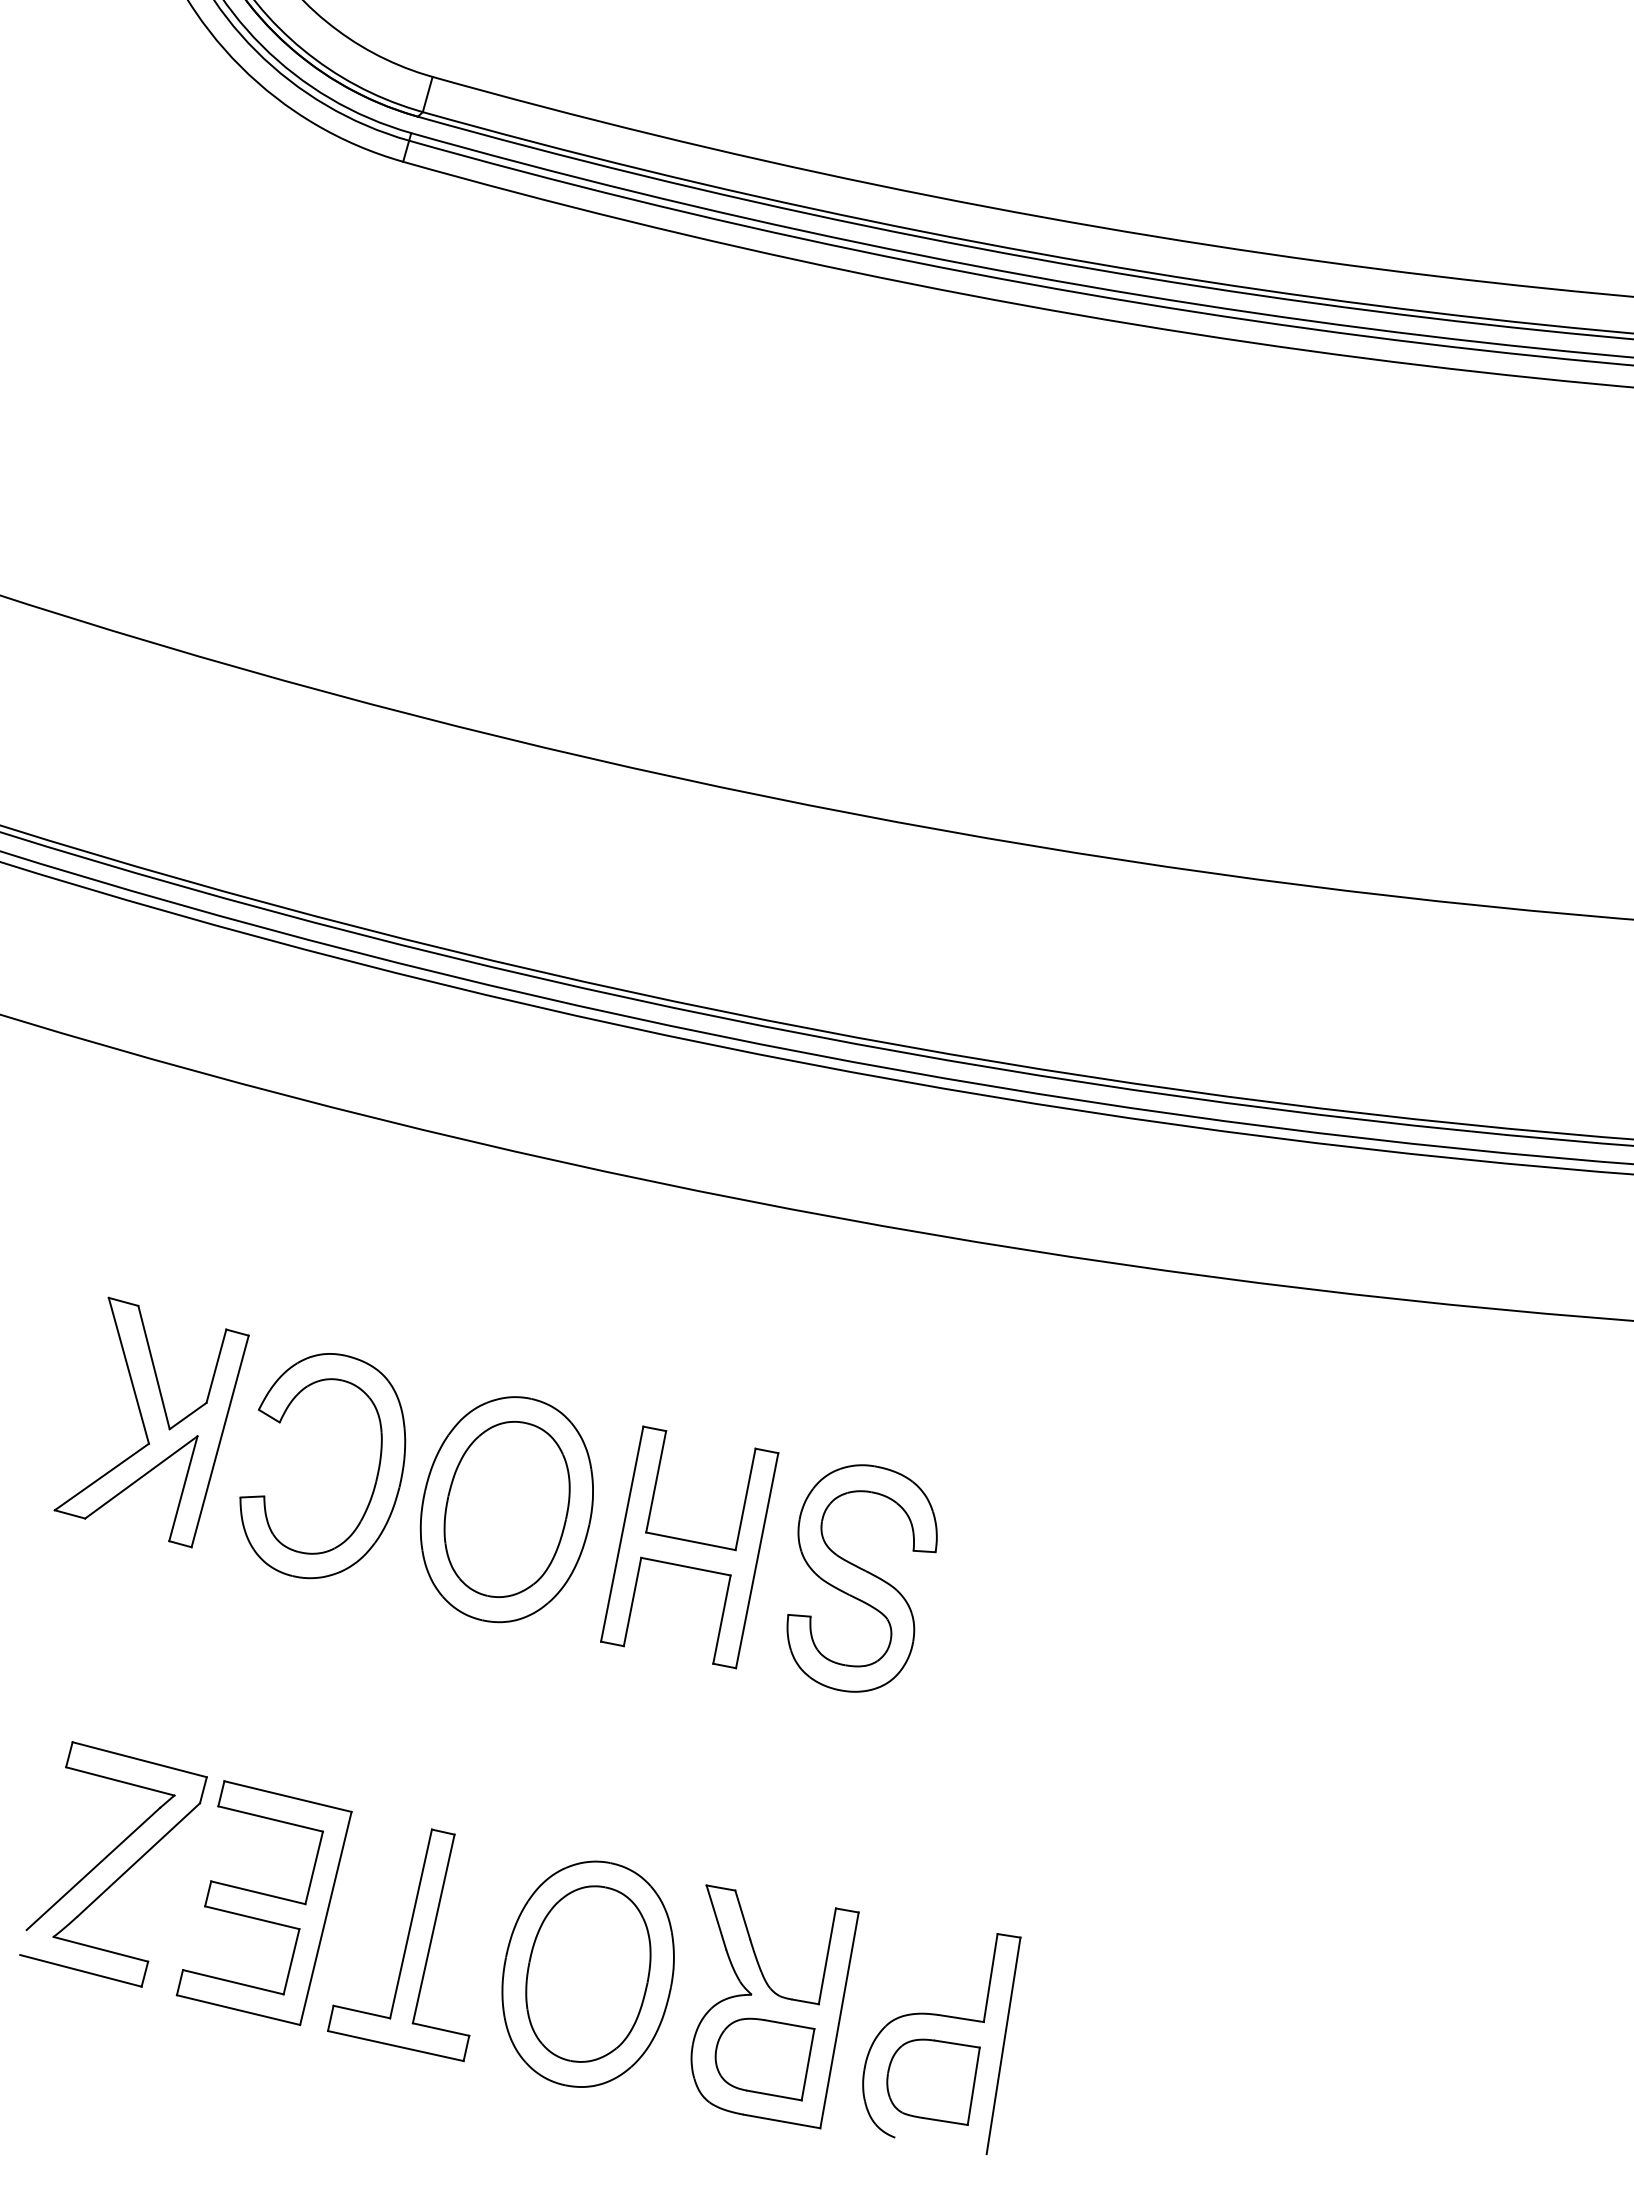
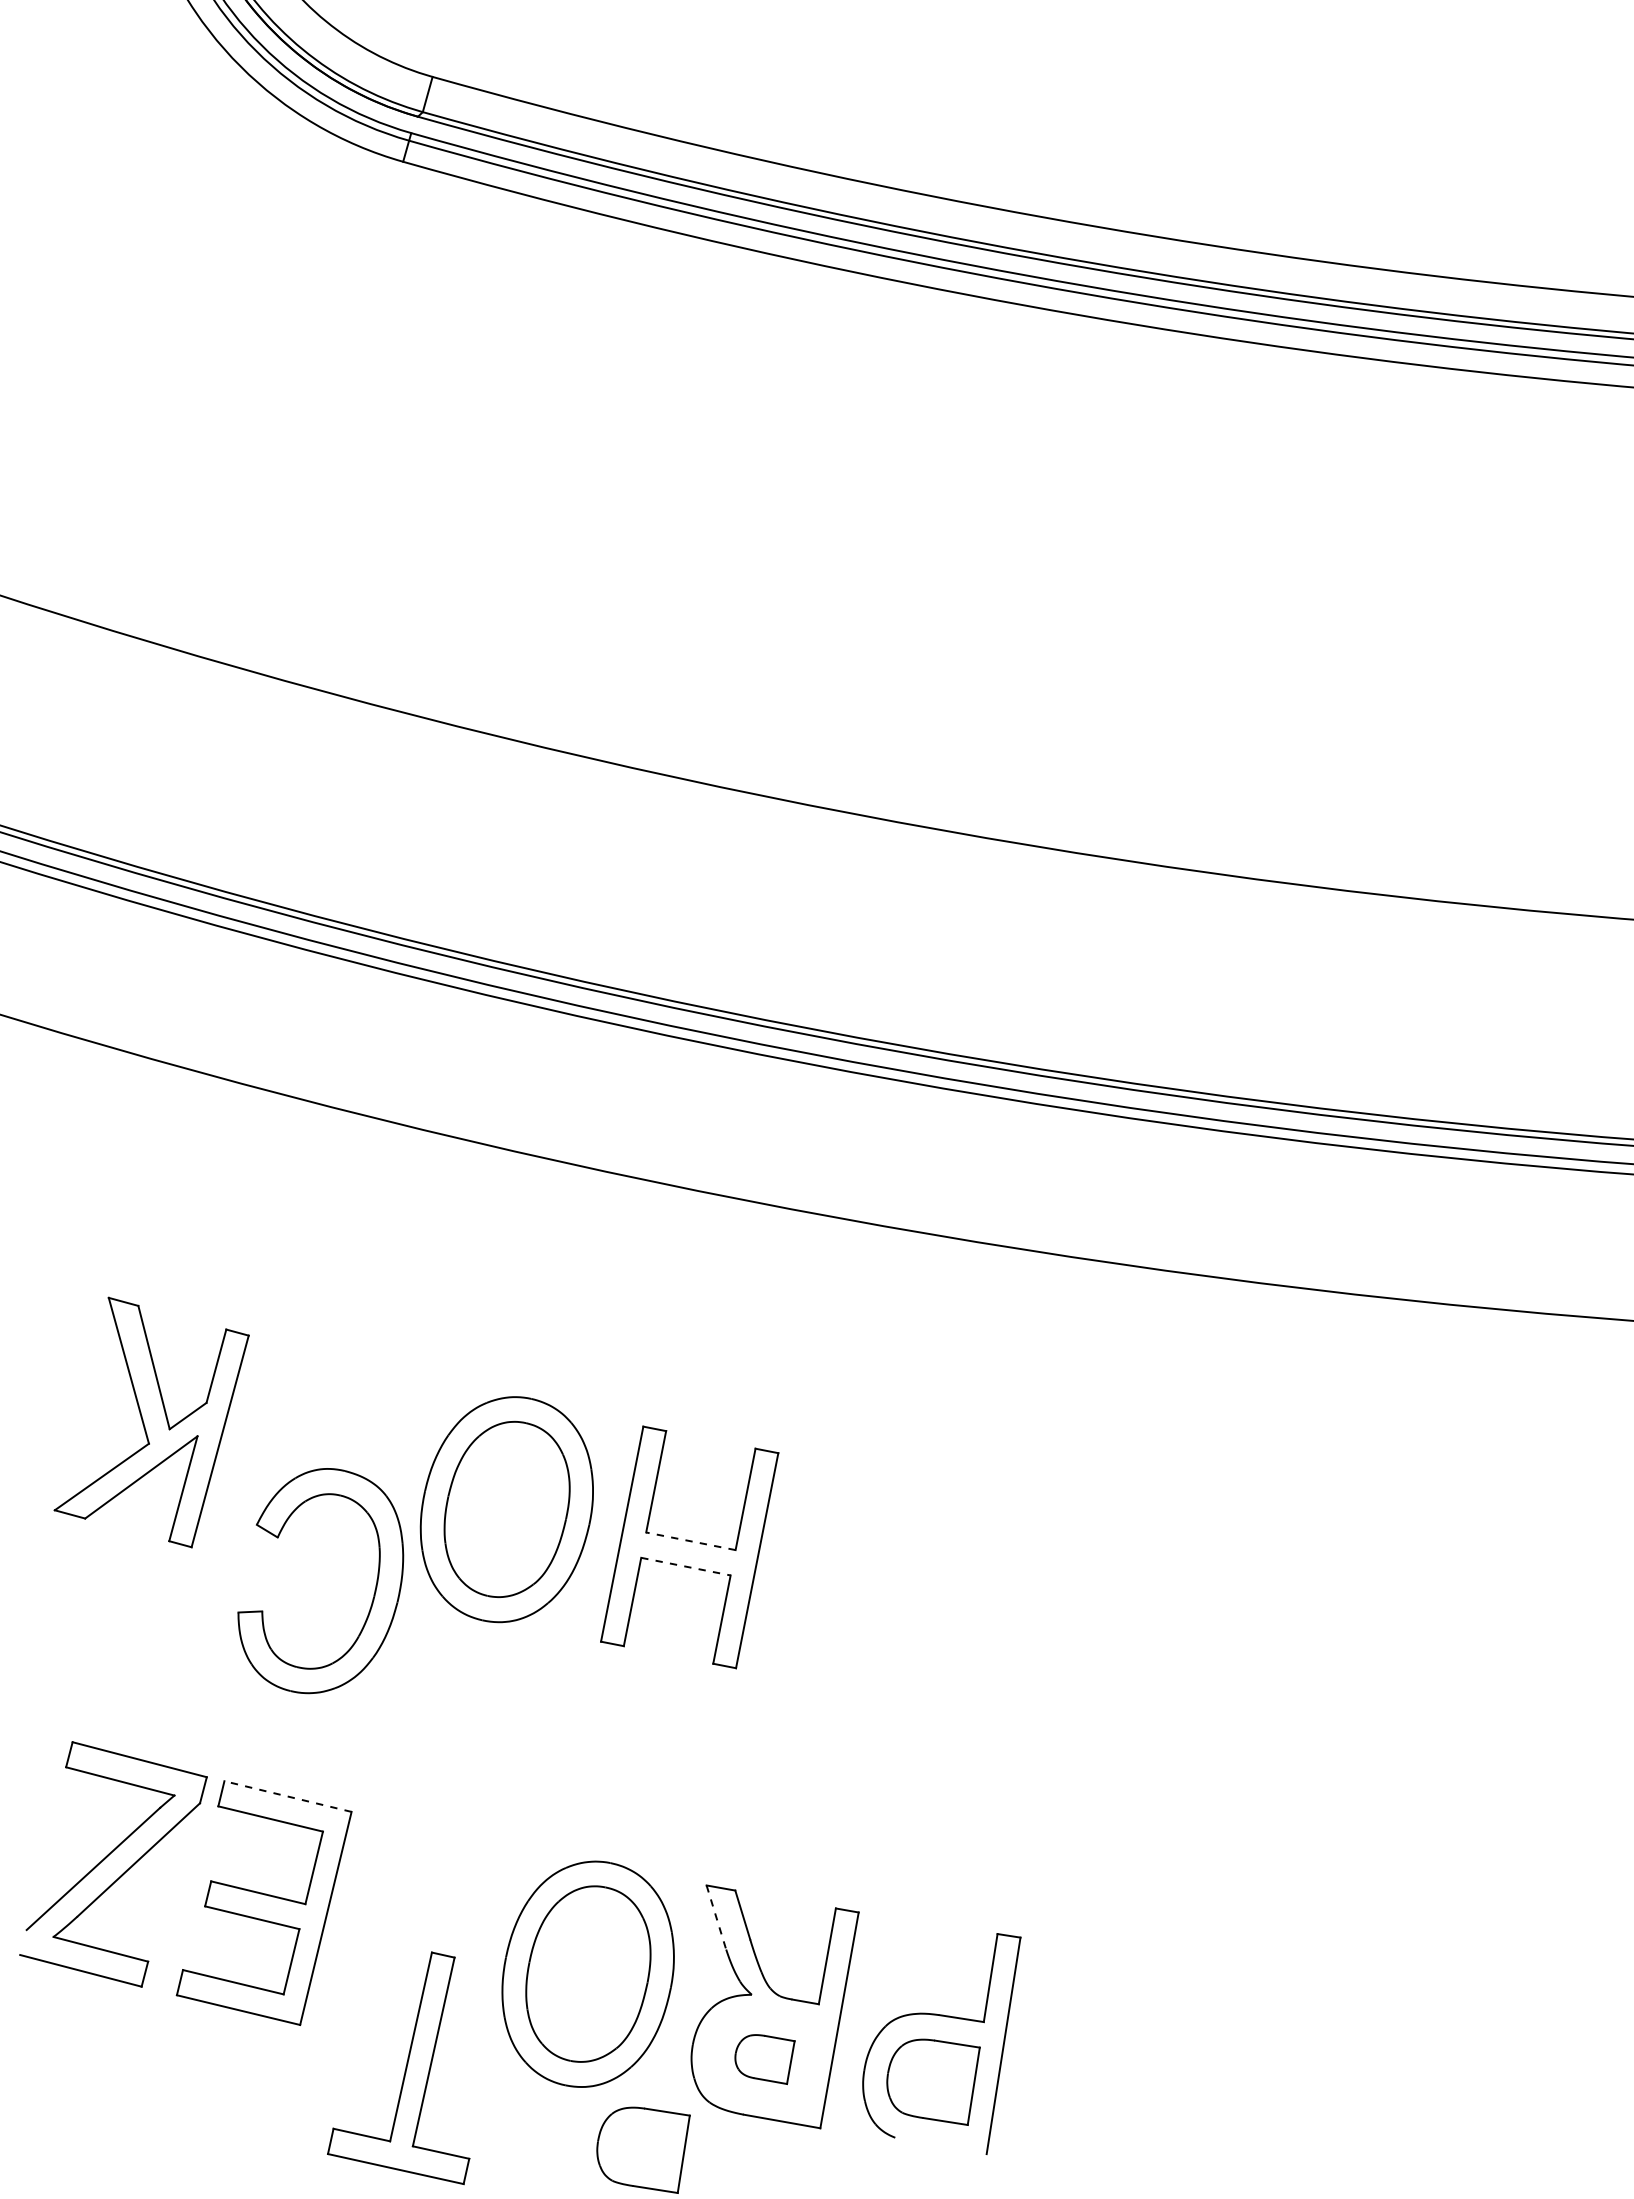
part position: (375, 1479) -> (373, 1594) (373, 1594)
line: solid -> dashed (690, 1541)
line: solid -> dashed (685, 1566)
part: present -> none (861, 1578)
line: solid -> dashed (287, 1796)
line: solid -> dashed (716, 1917)
part position: (404, 1947) -> (404, 2070) (404, 2070)
part size: 102x85 px -> 62x51 px (764, 2059)
part: none -> present (643, 2149)
